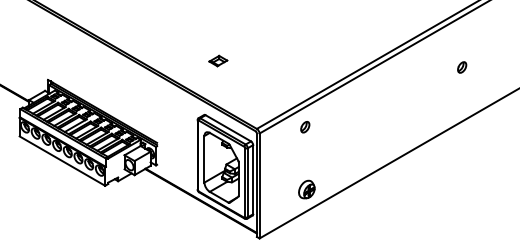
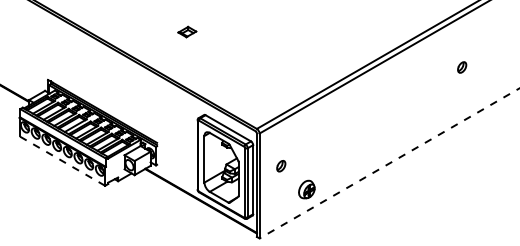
part position: (218, 60) -> (187, 31) (187, 31)
part position: (305, 127) -> (281, 166) (281, 166)
line: solid -> dashed (62, 160)
line: solid -> dashed (389, 163)
